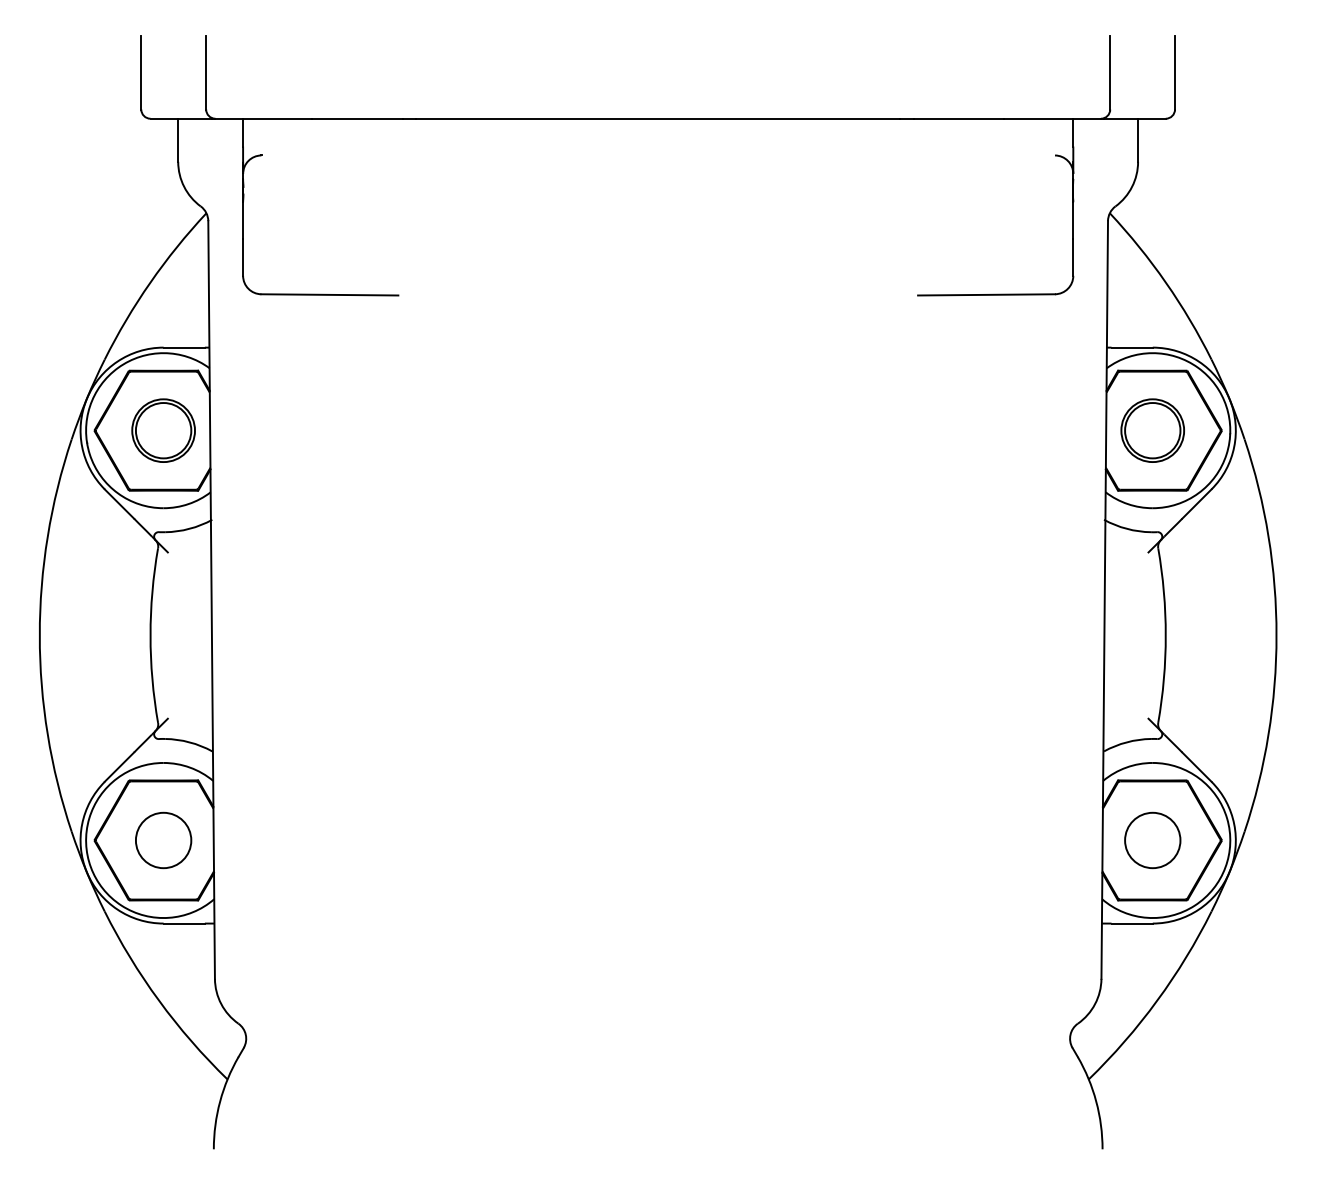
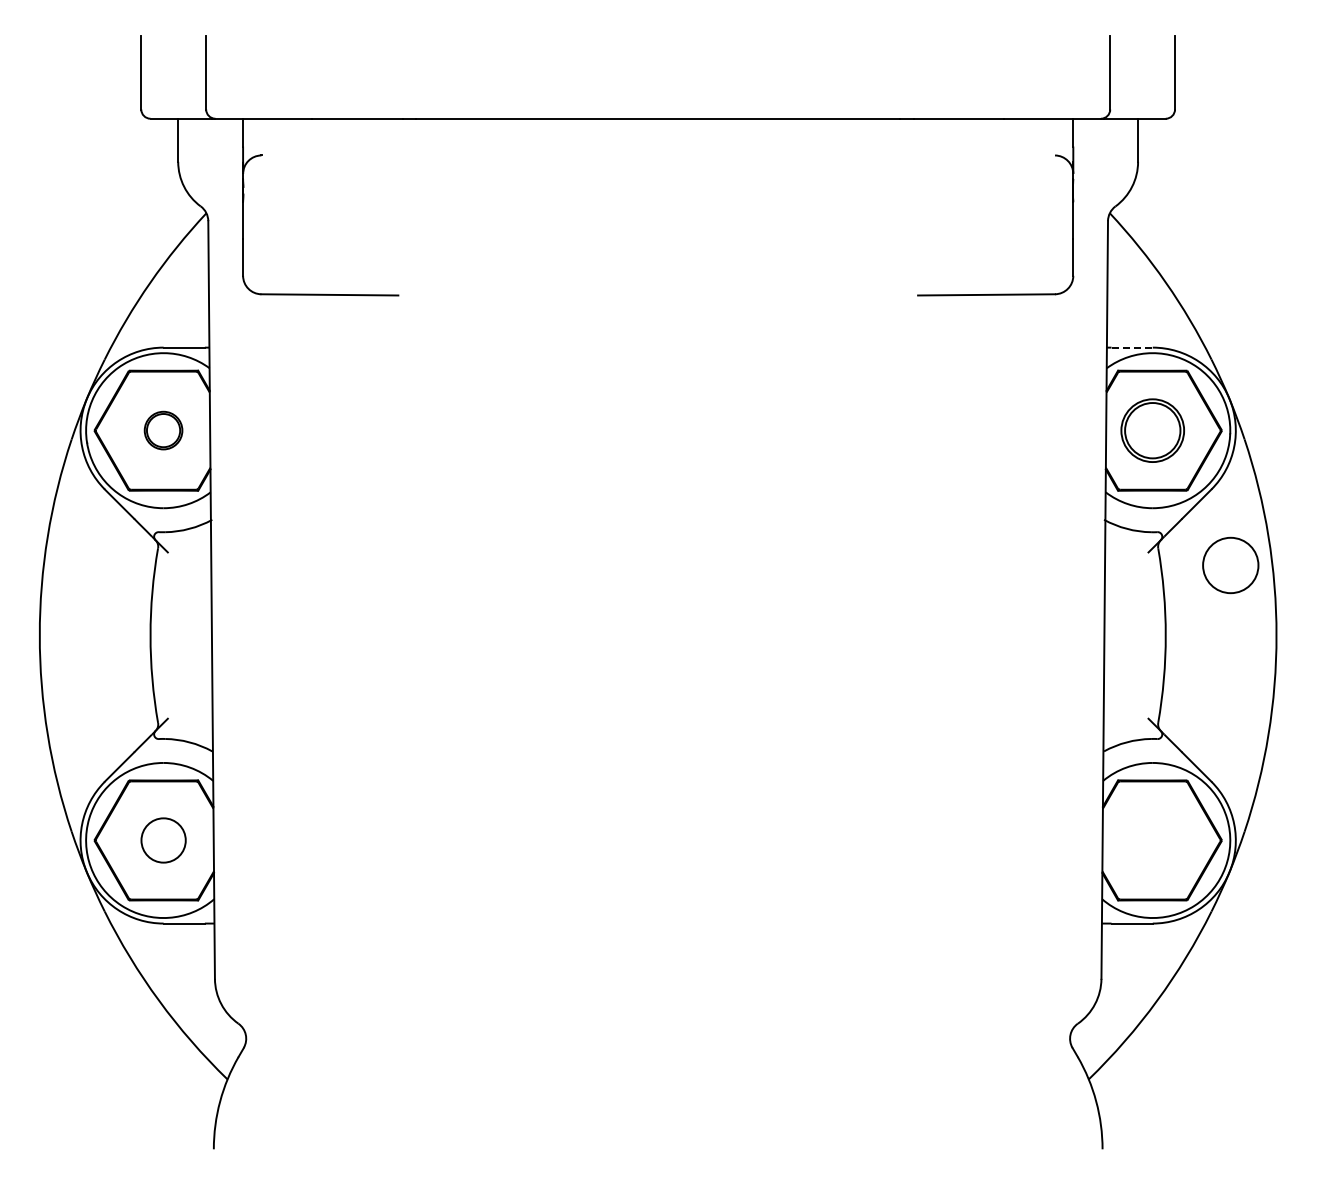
line: solid -> dashed (1132, 347)
part size: 65x65 px -> 41x41 px (163, 430)
circle diameter: 55 px -> 44 px (163, 840)
circle position: (1152, 840) -> (1230, 565) (1230, 565)
